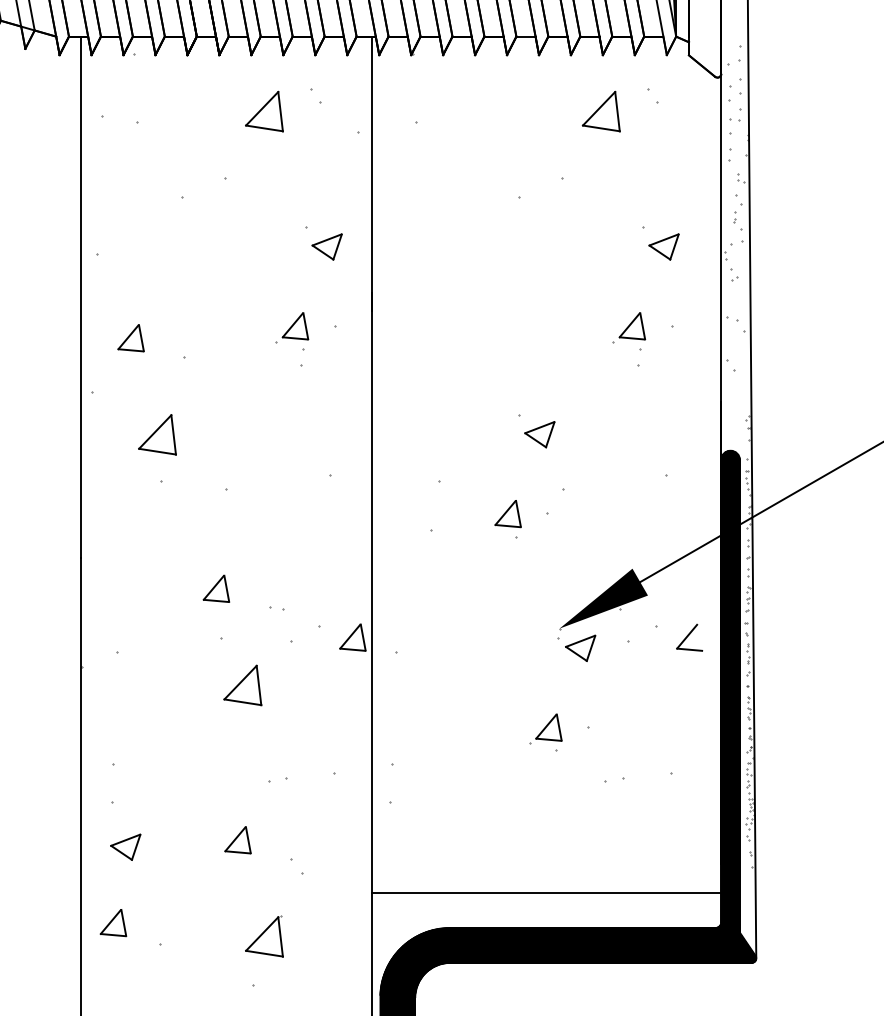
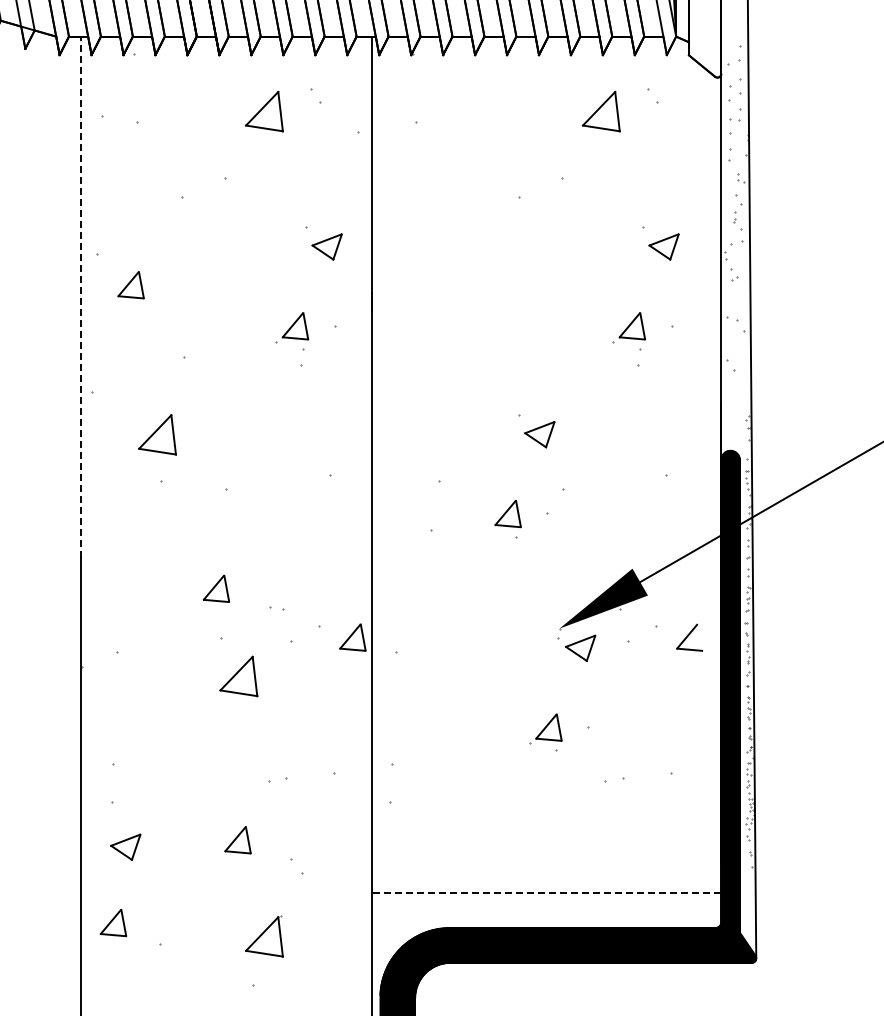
line: solid -> dashed (81, 297)
part position: (130, 338) -> (130, 285) (130, 285)
part position: (242, 685) -> (238, 676) (238, 676)
line: solid -> dashed (546, 893)
